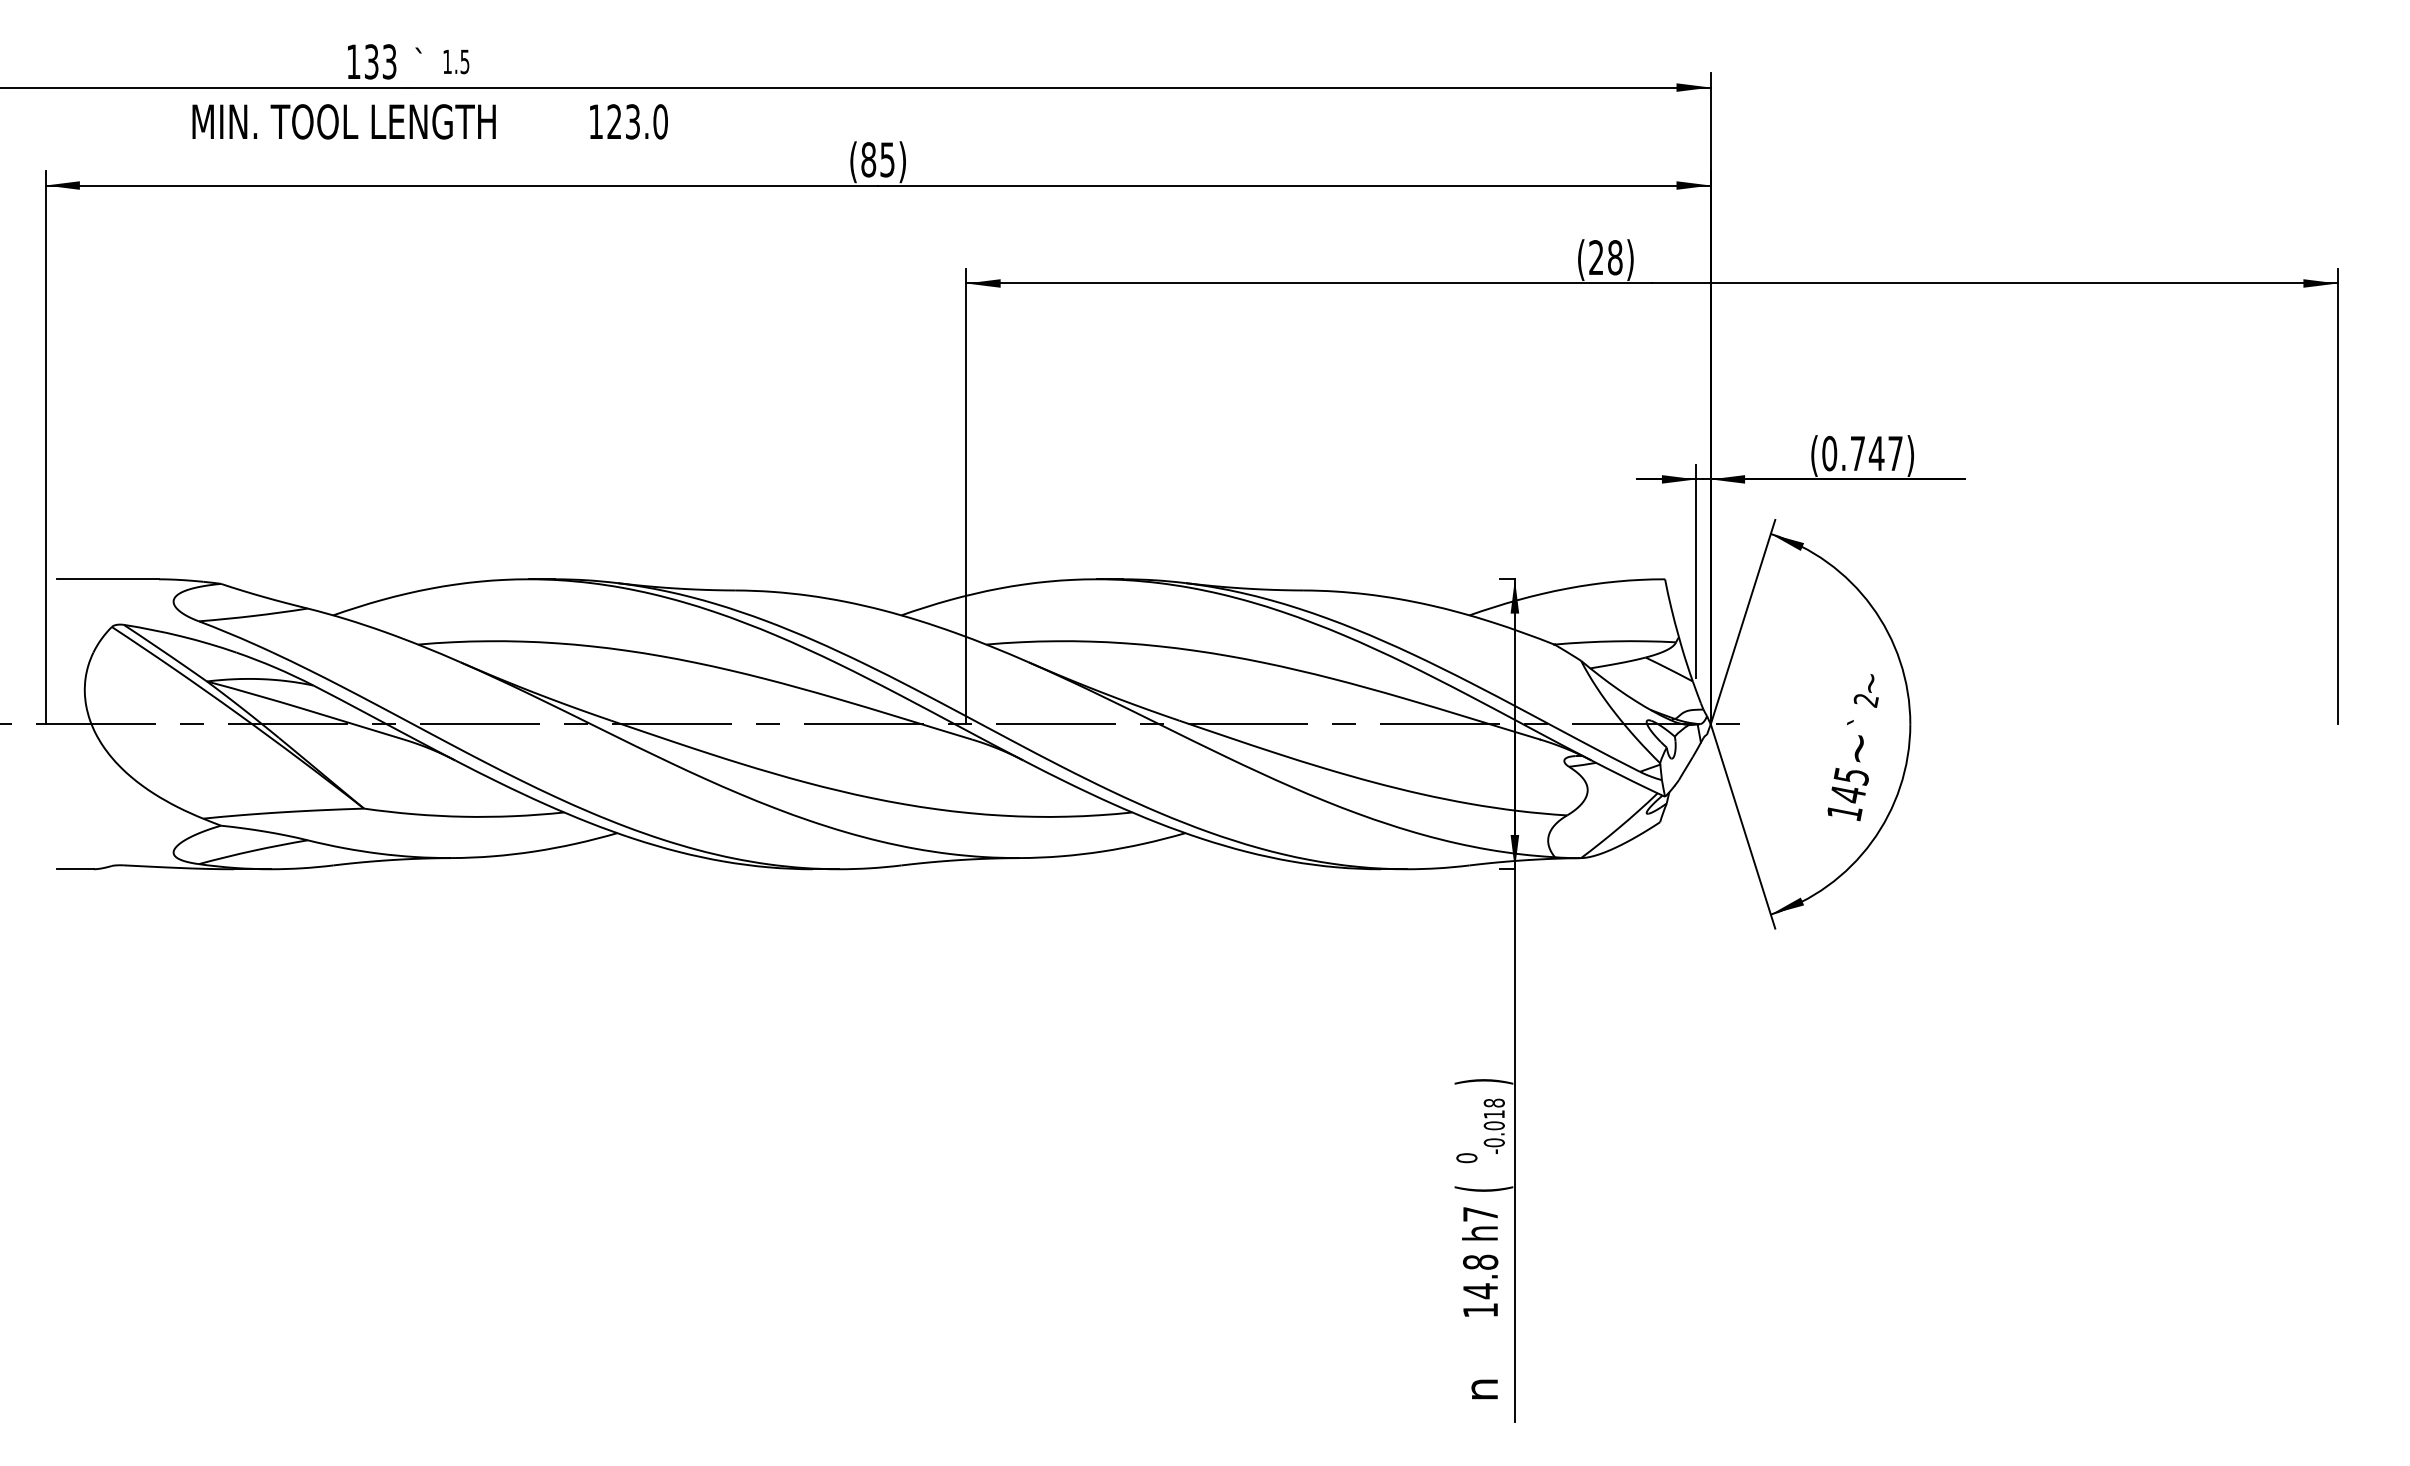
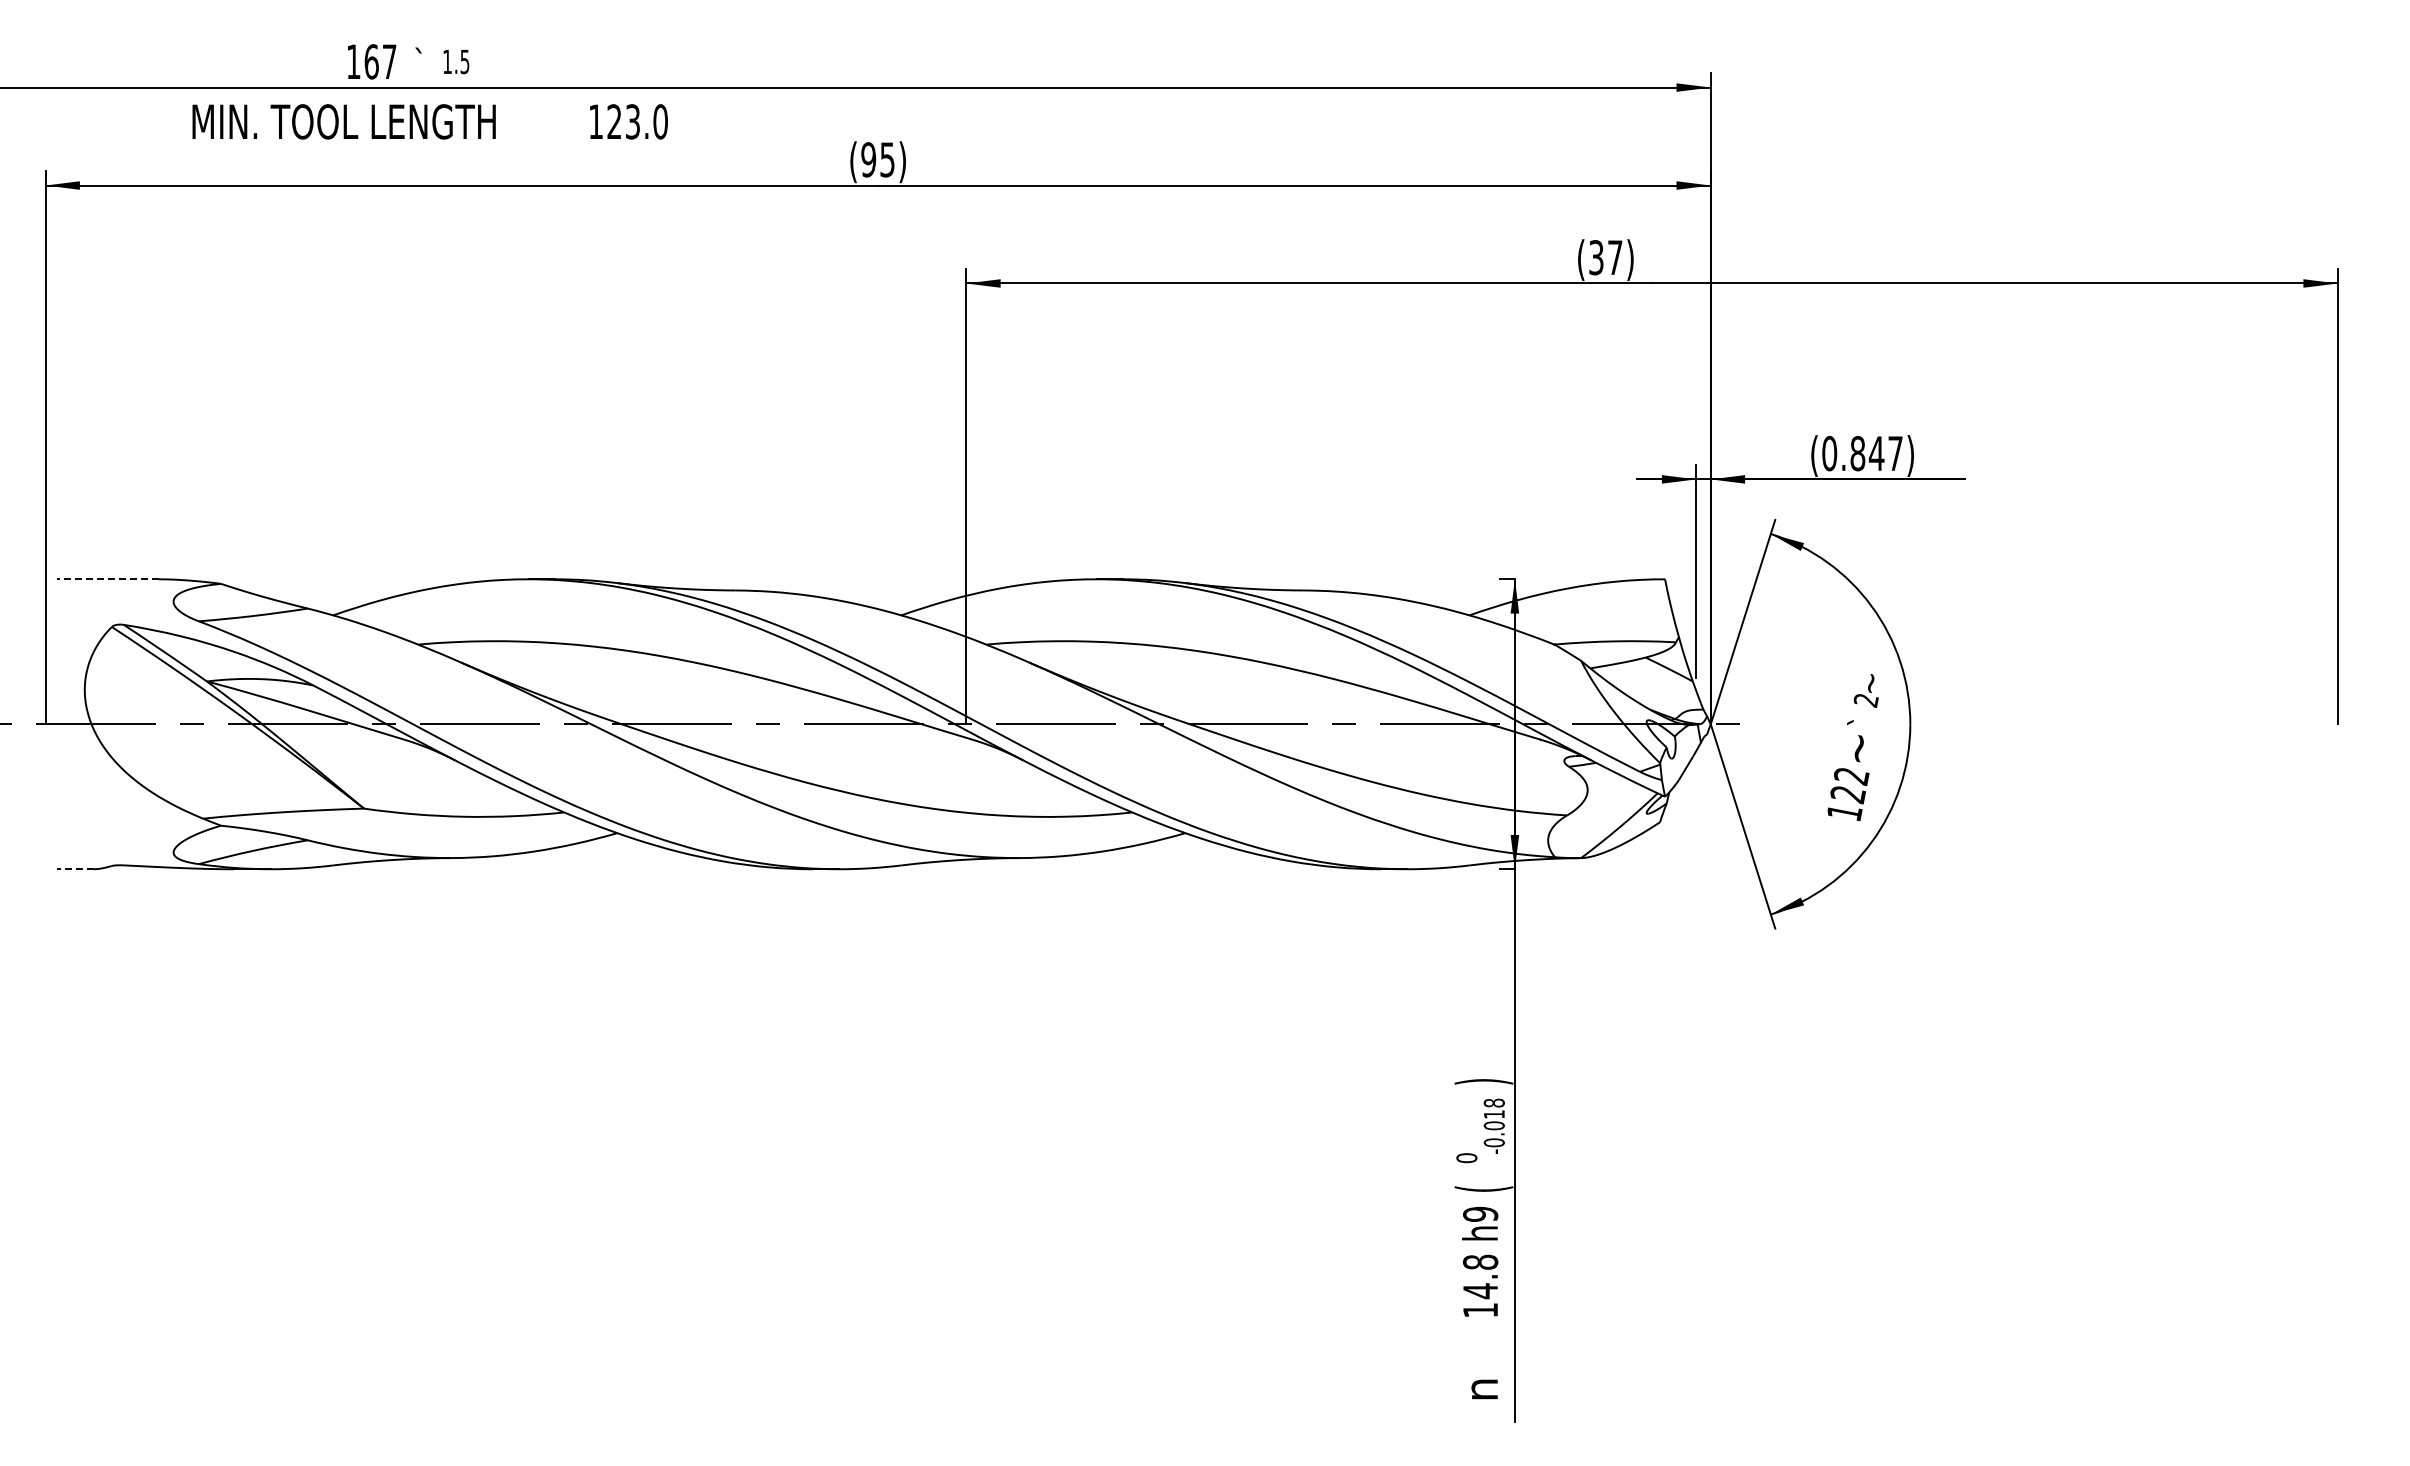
text: 133 -> 167 (380, 61)
text: (85) -> (95) (868, 159)
text: (28) -> (37) (1605, 257)
text: (0.747) -> (0.847) (1857, 453)
line: solid -> dashed (108, 579)
text: 145 -> 122 (1849, 785)
line: solid -> dashed (75, 869)
text: h7 -> h9 (1480, 1213)
